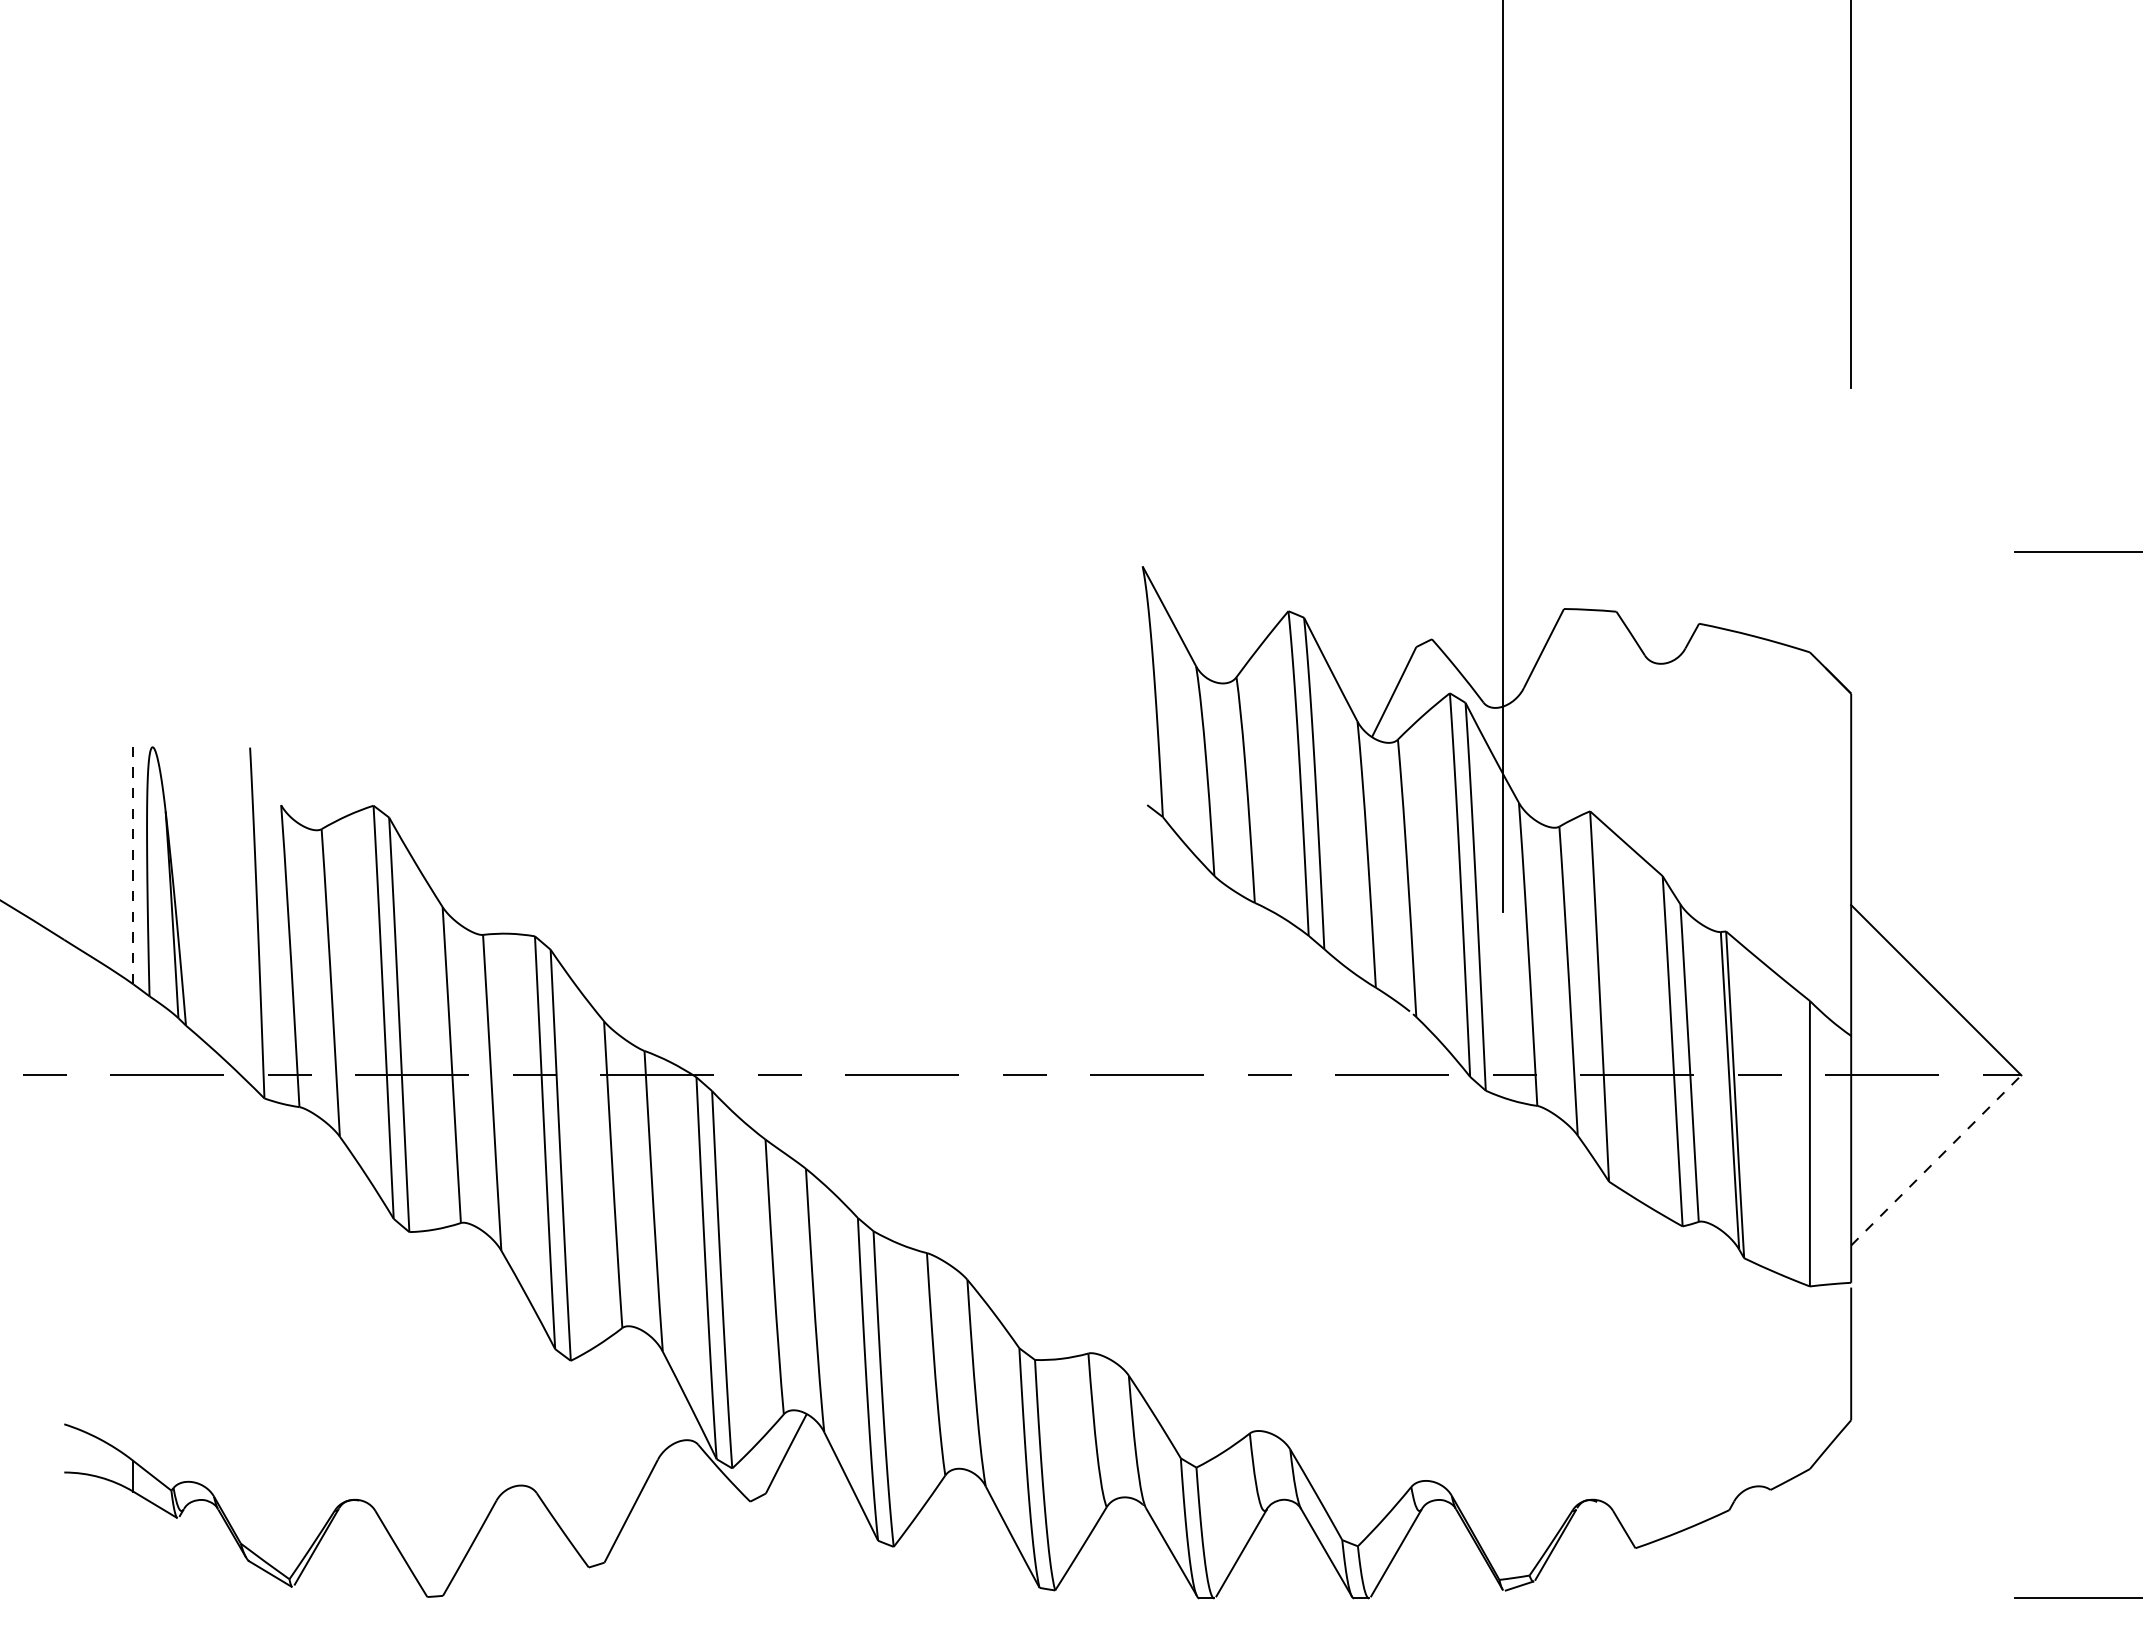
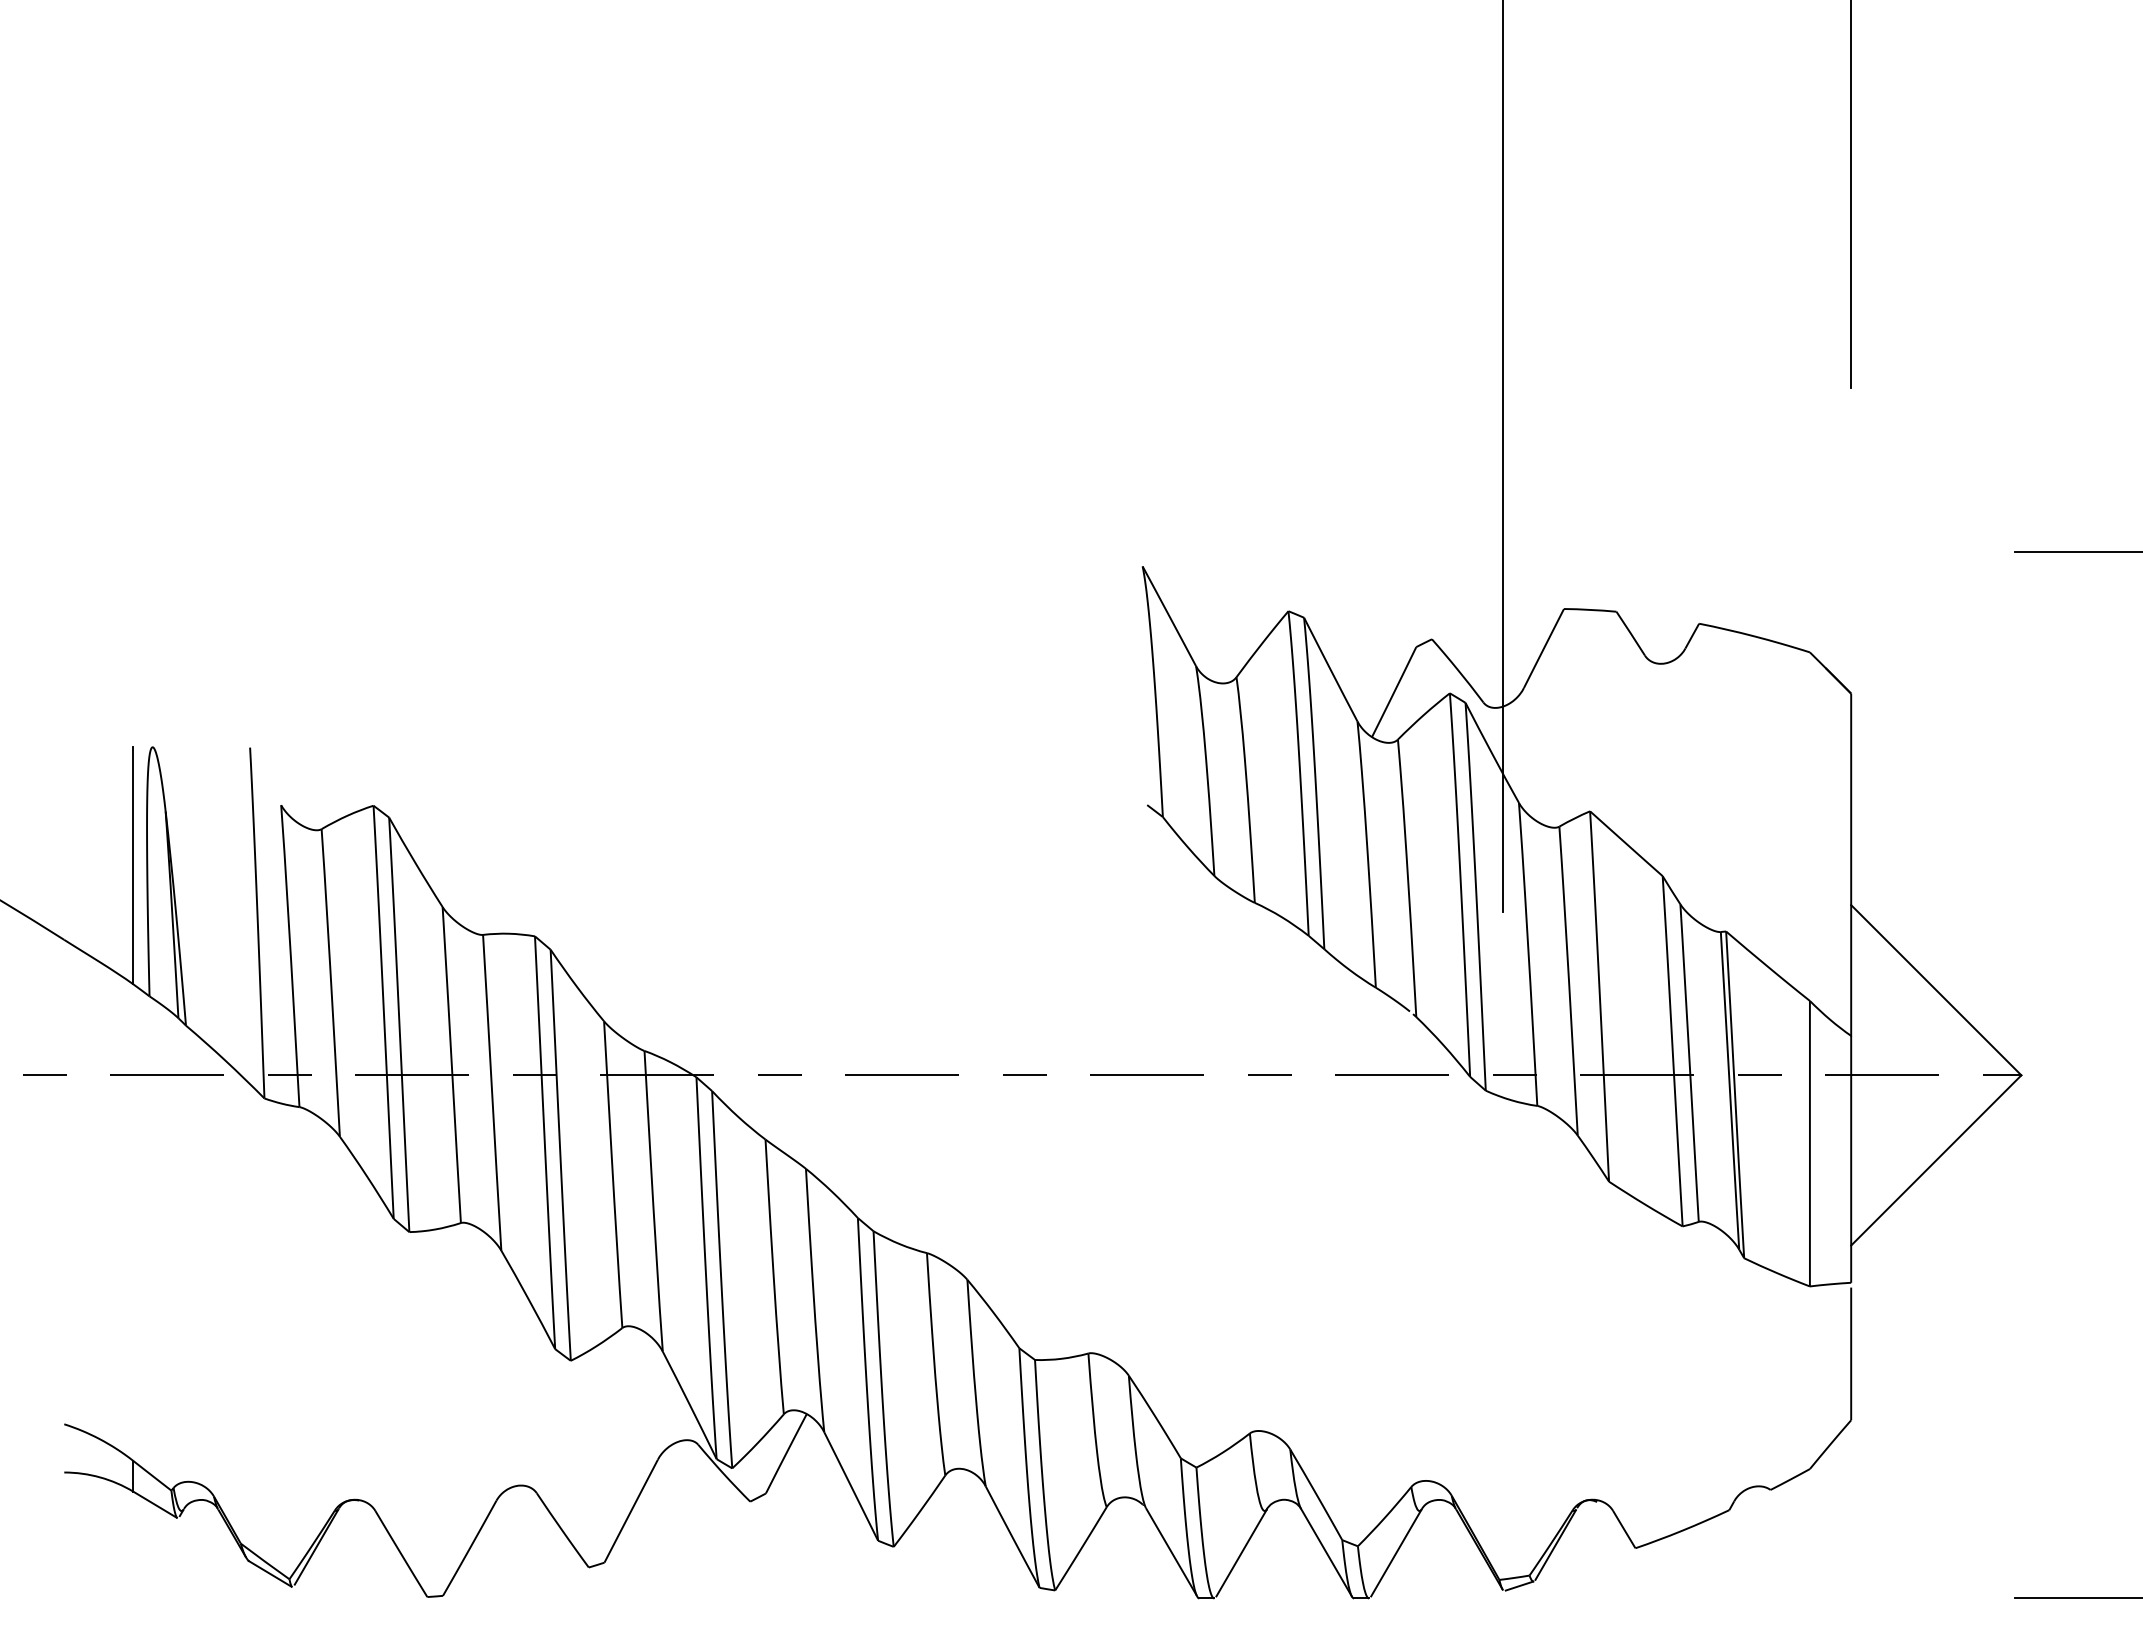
line: dashed -> solid (133, 865)
line: dashed -> solid (1936, 1160)
